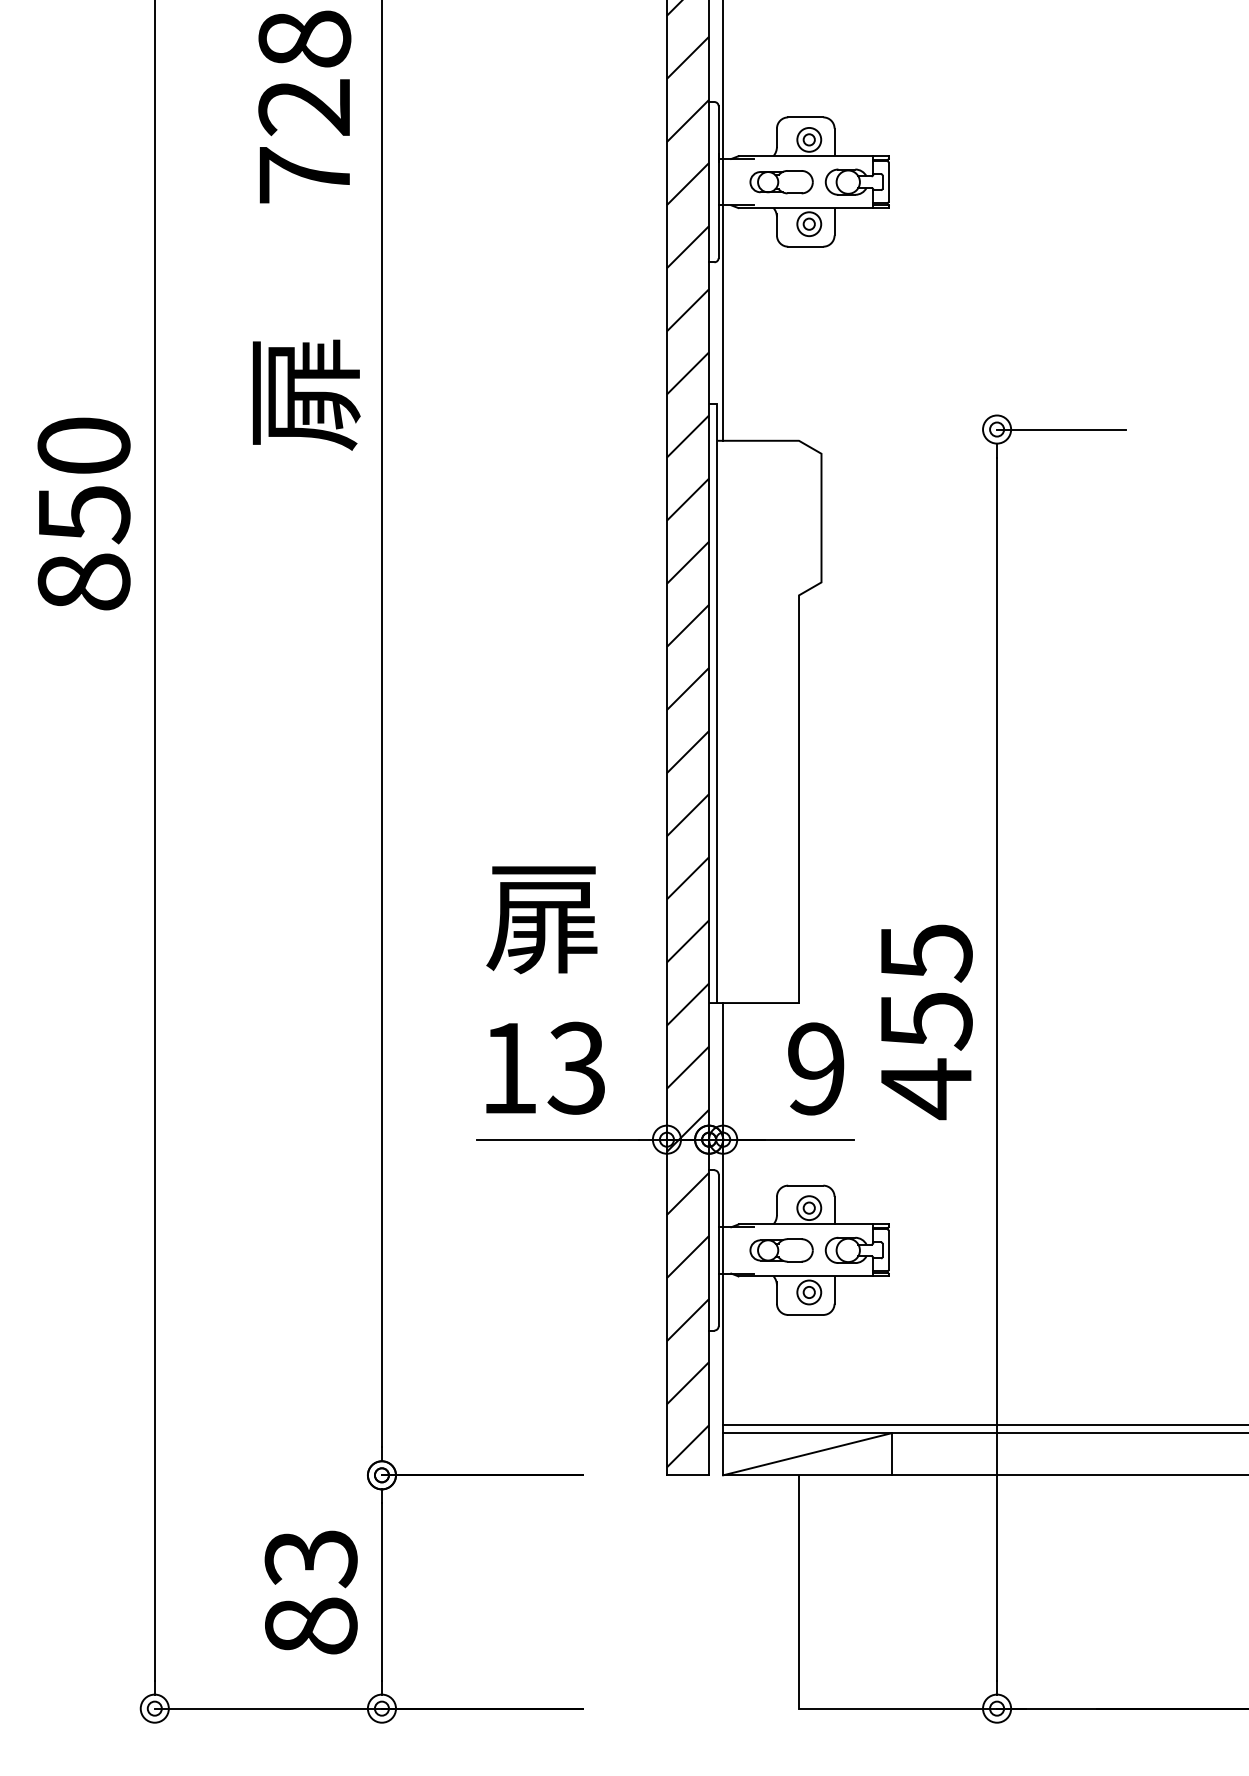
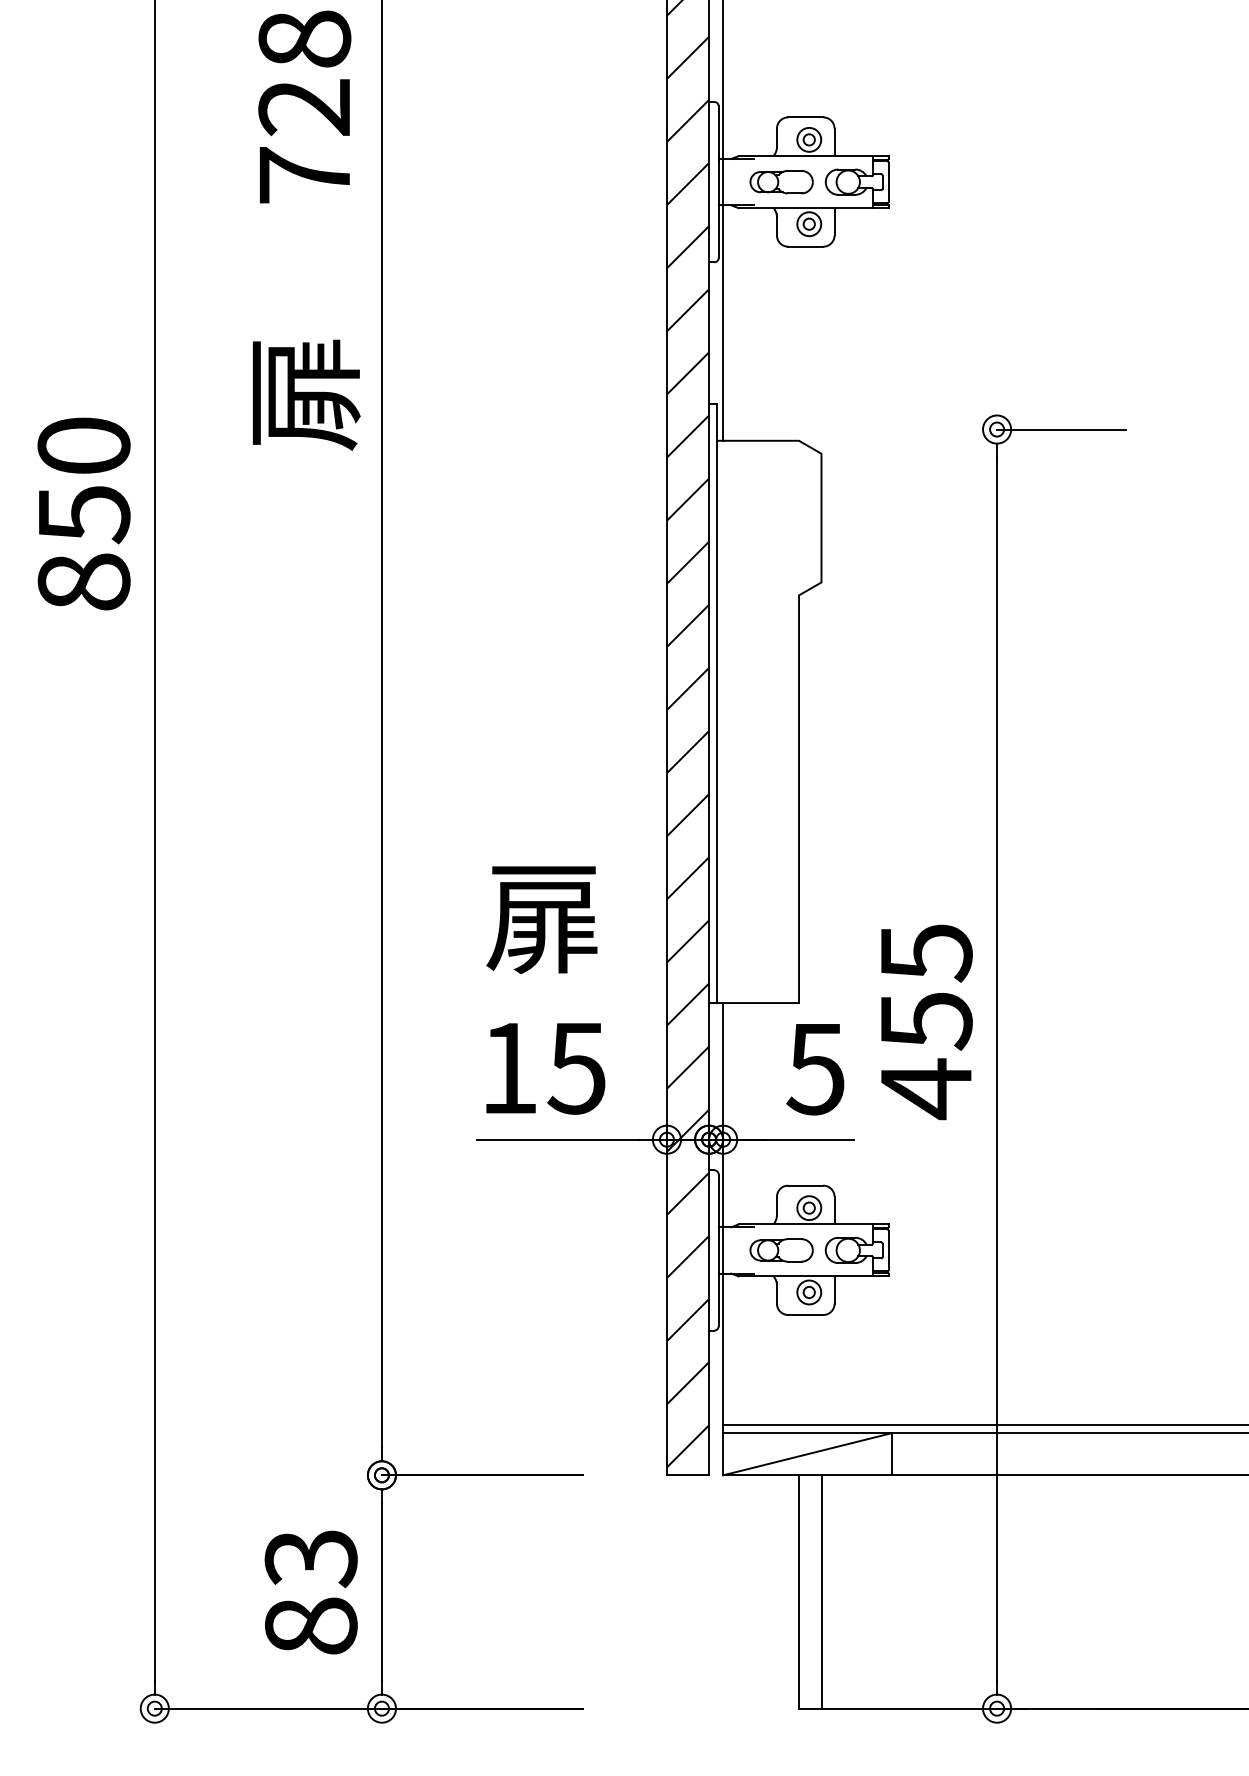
text: 13 -> 15 (576, 1067)
text: 9 -> 5 (815, 1068)
line: none -> present (821, 1591)
